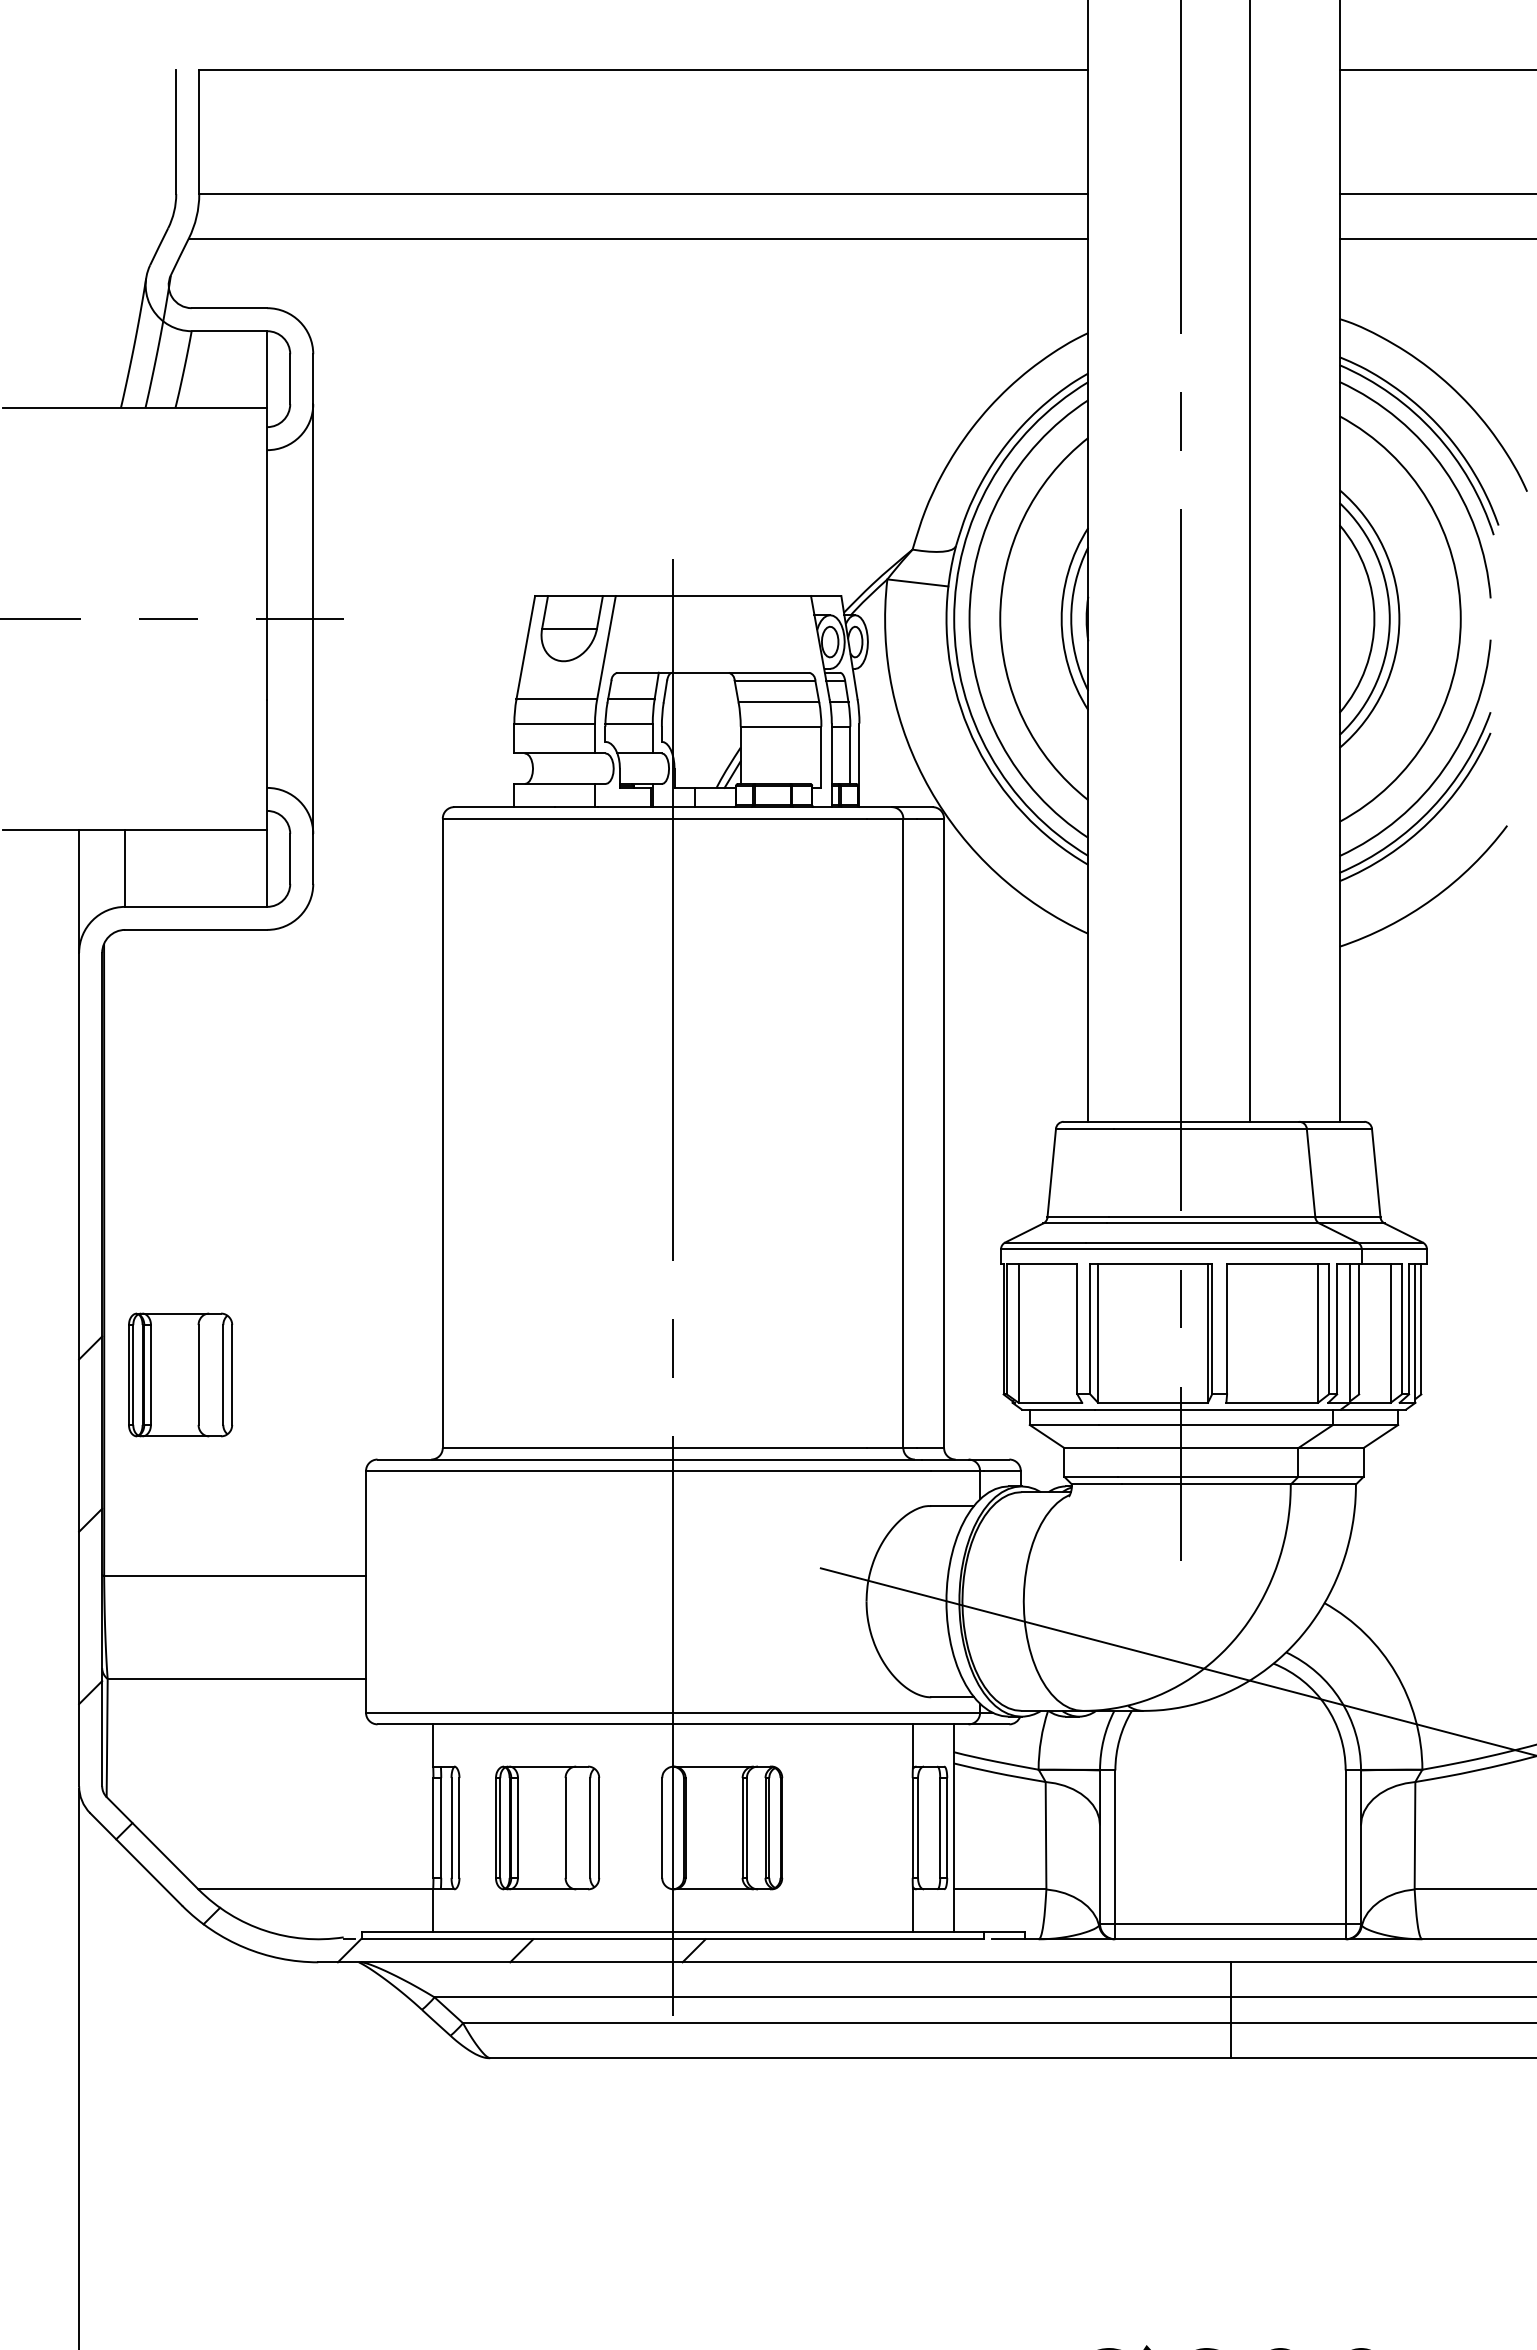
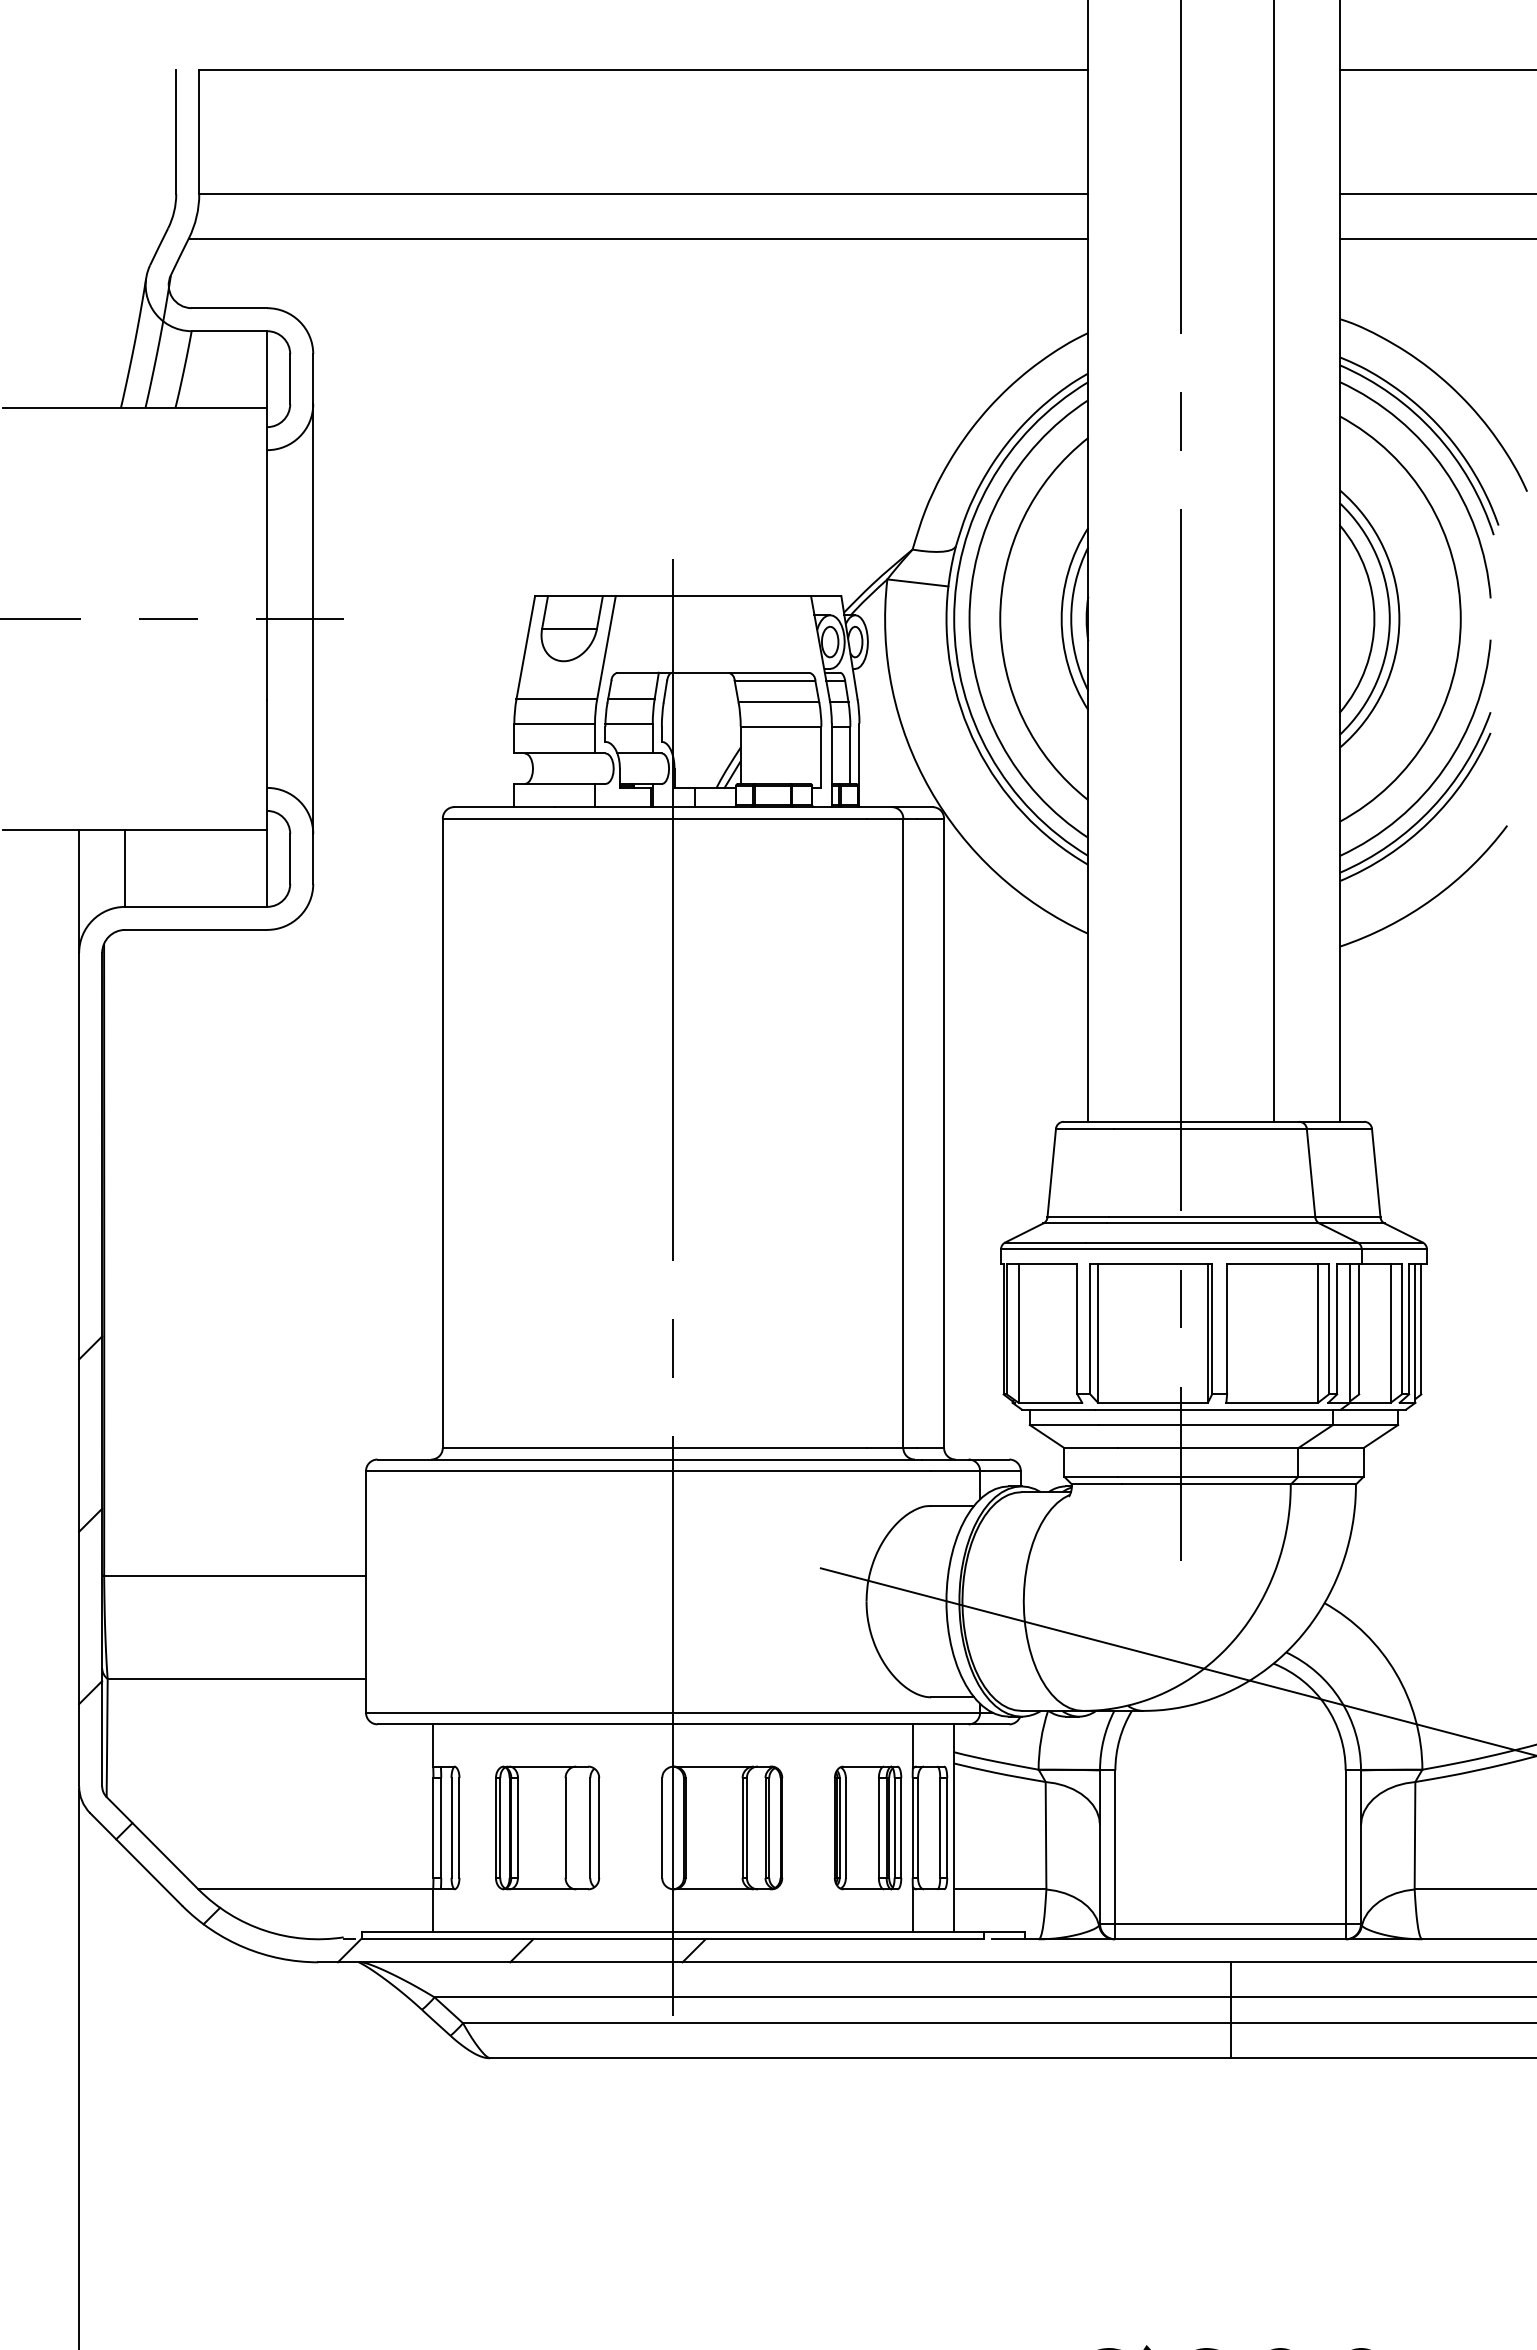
line position: (1250, 561) -> (1274, 561) (1274, 561)
part: present -> none (180, 1374)
part: none -> present (868, 1827)
